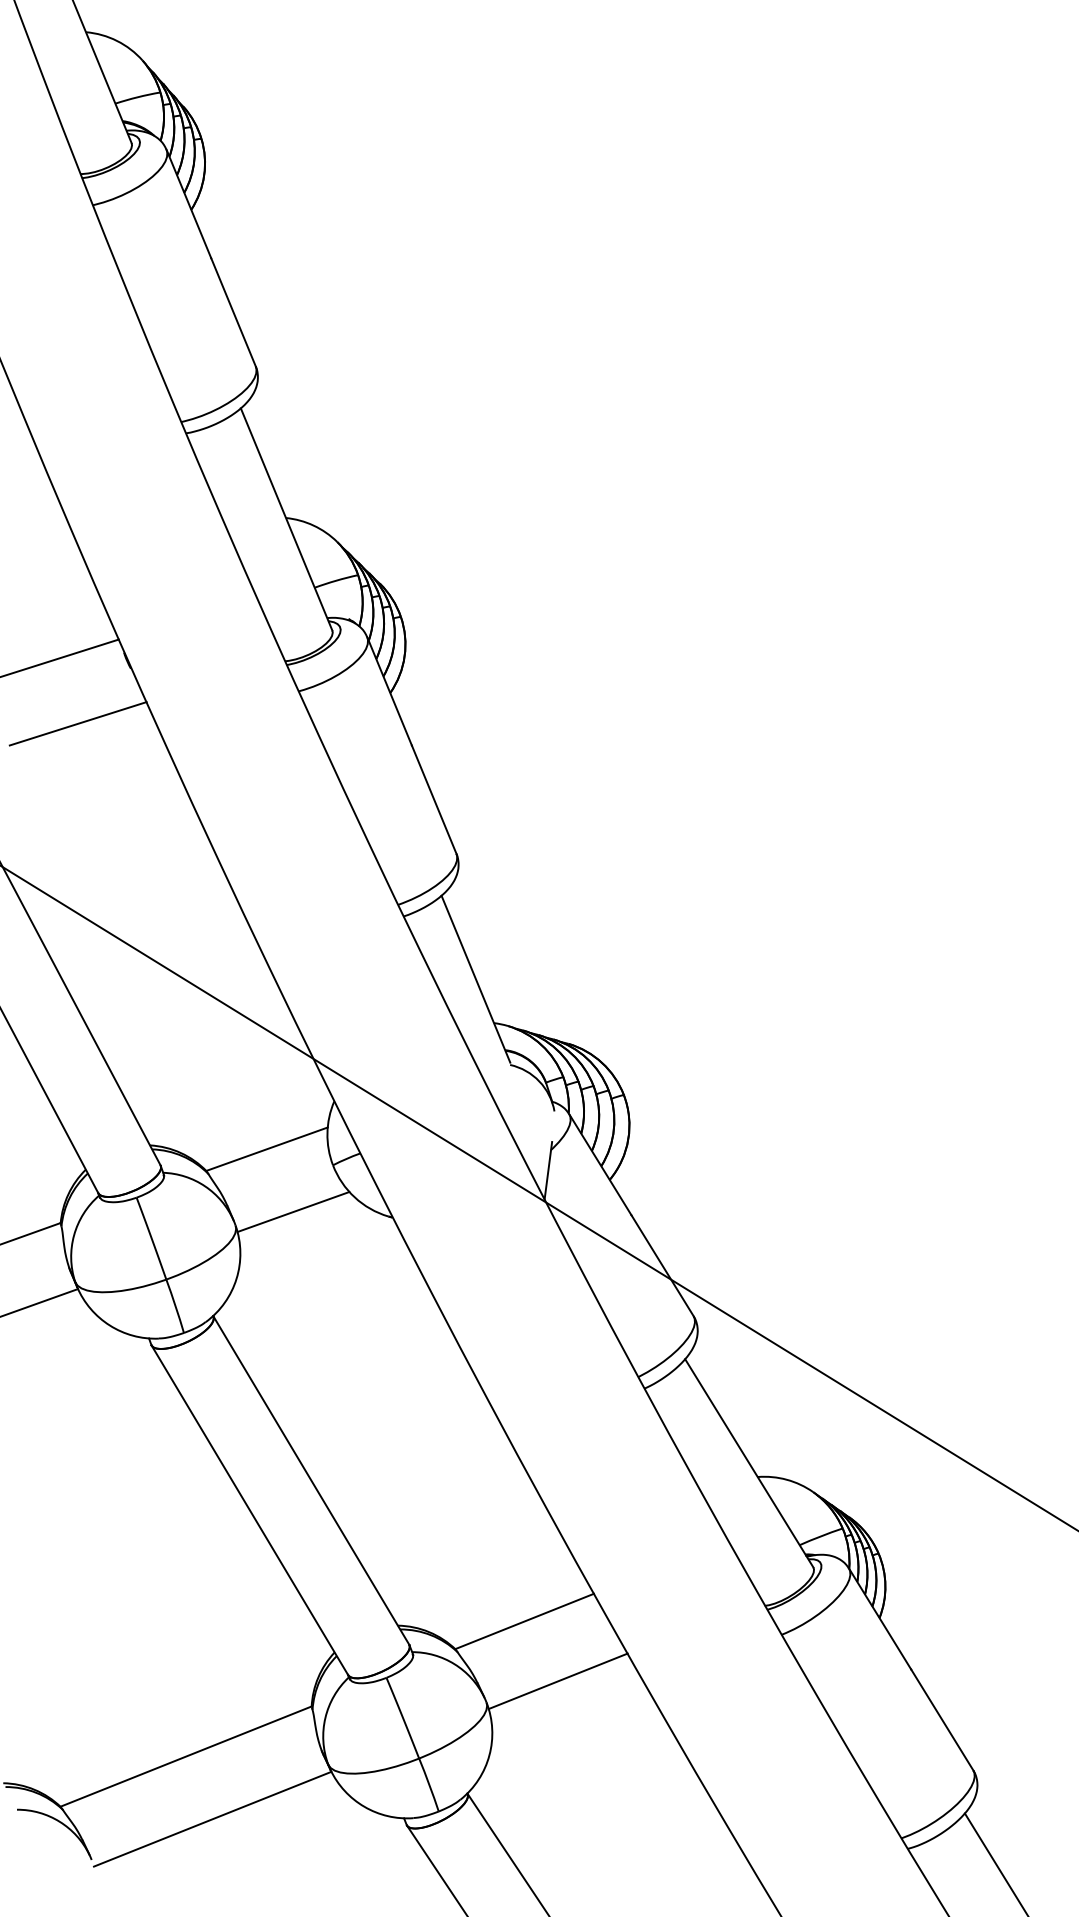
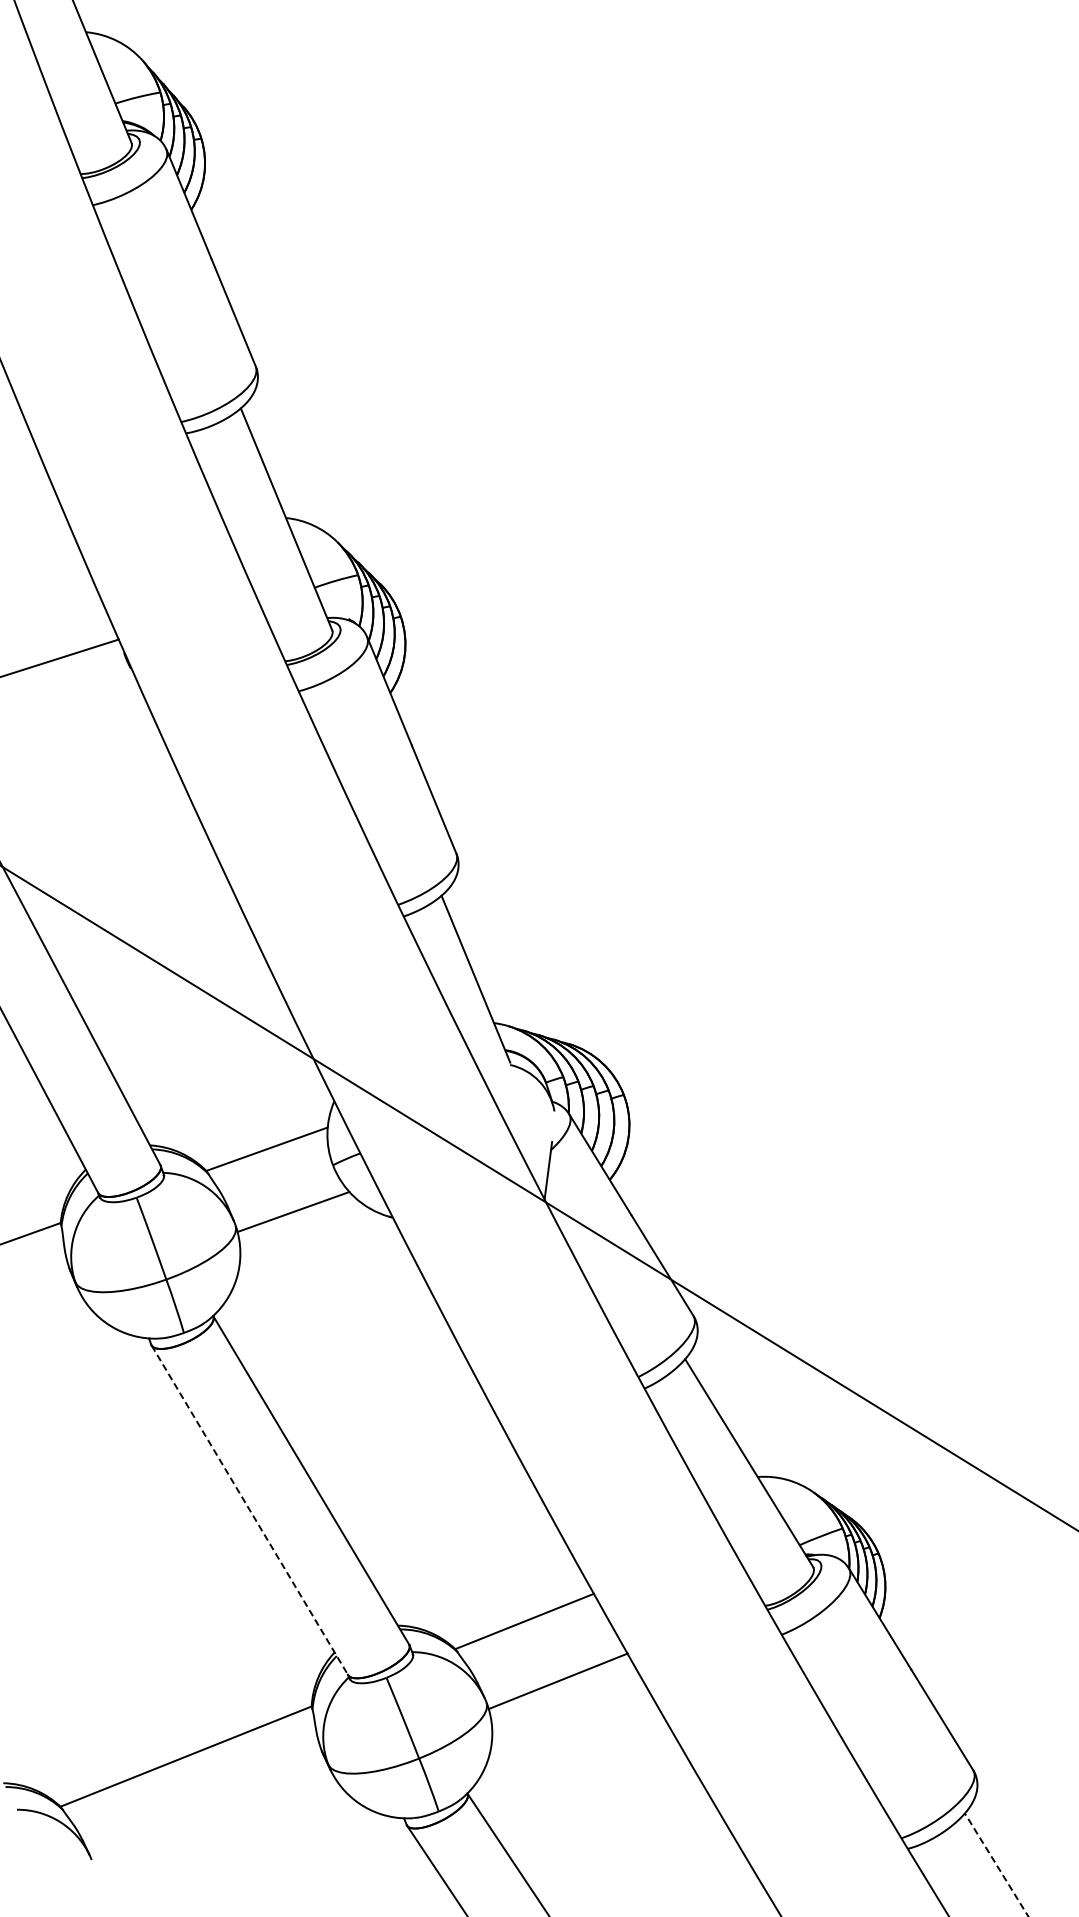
line: present -> none (77, 723)
line: present -> none (40, 1302)
line: solid -> dashed (249, 1510)
line: present -> none (212, 1818)
line: solid -> dashed (996, 1864)
